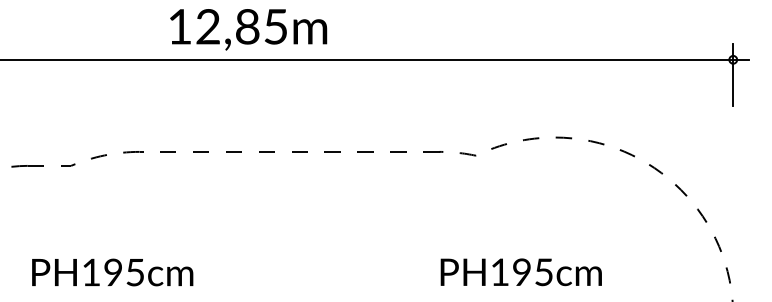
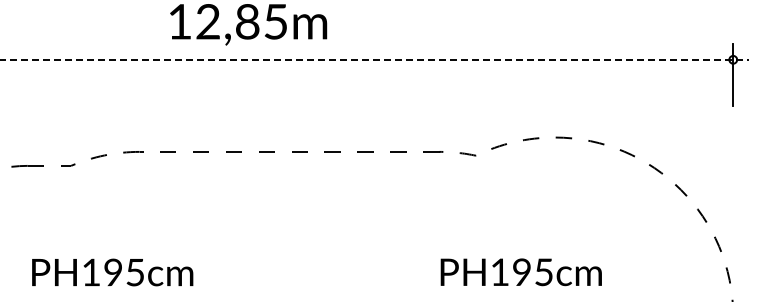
text position: (248, 29) -> (248, 24) (248, 24)
line: solid -> dashed (374, 59)
